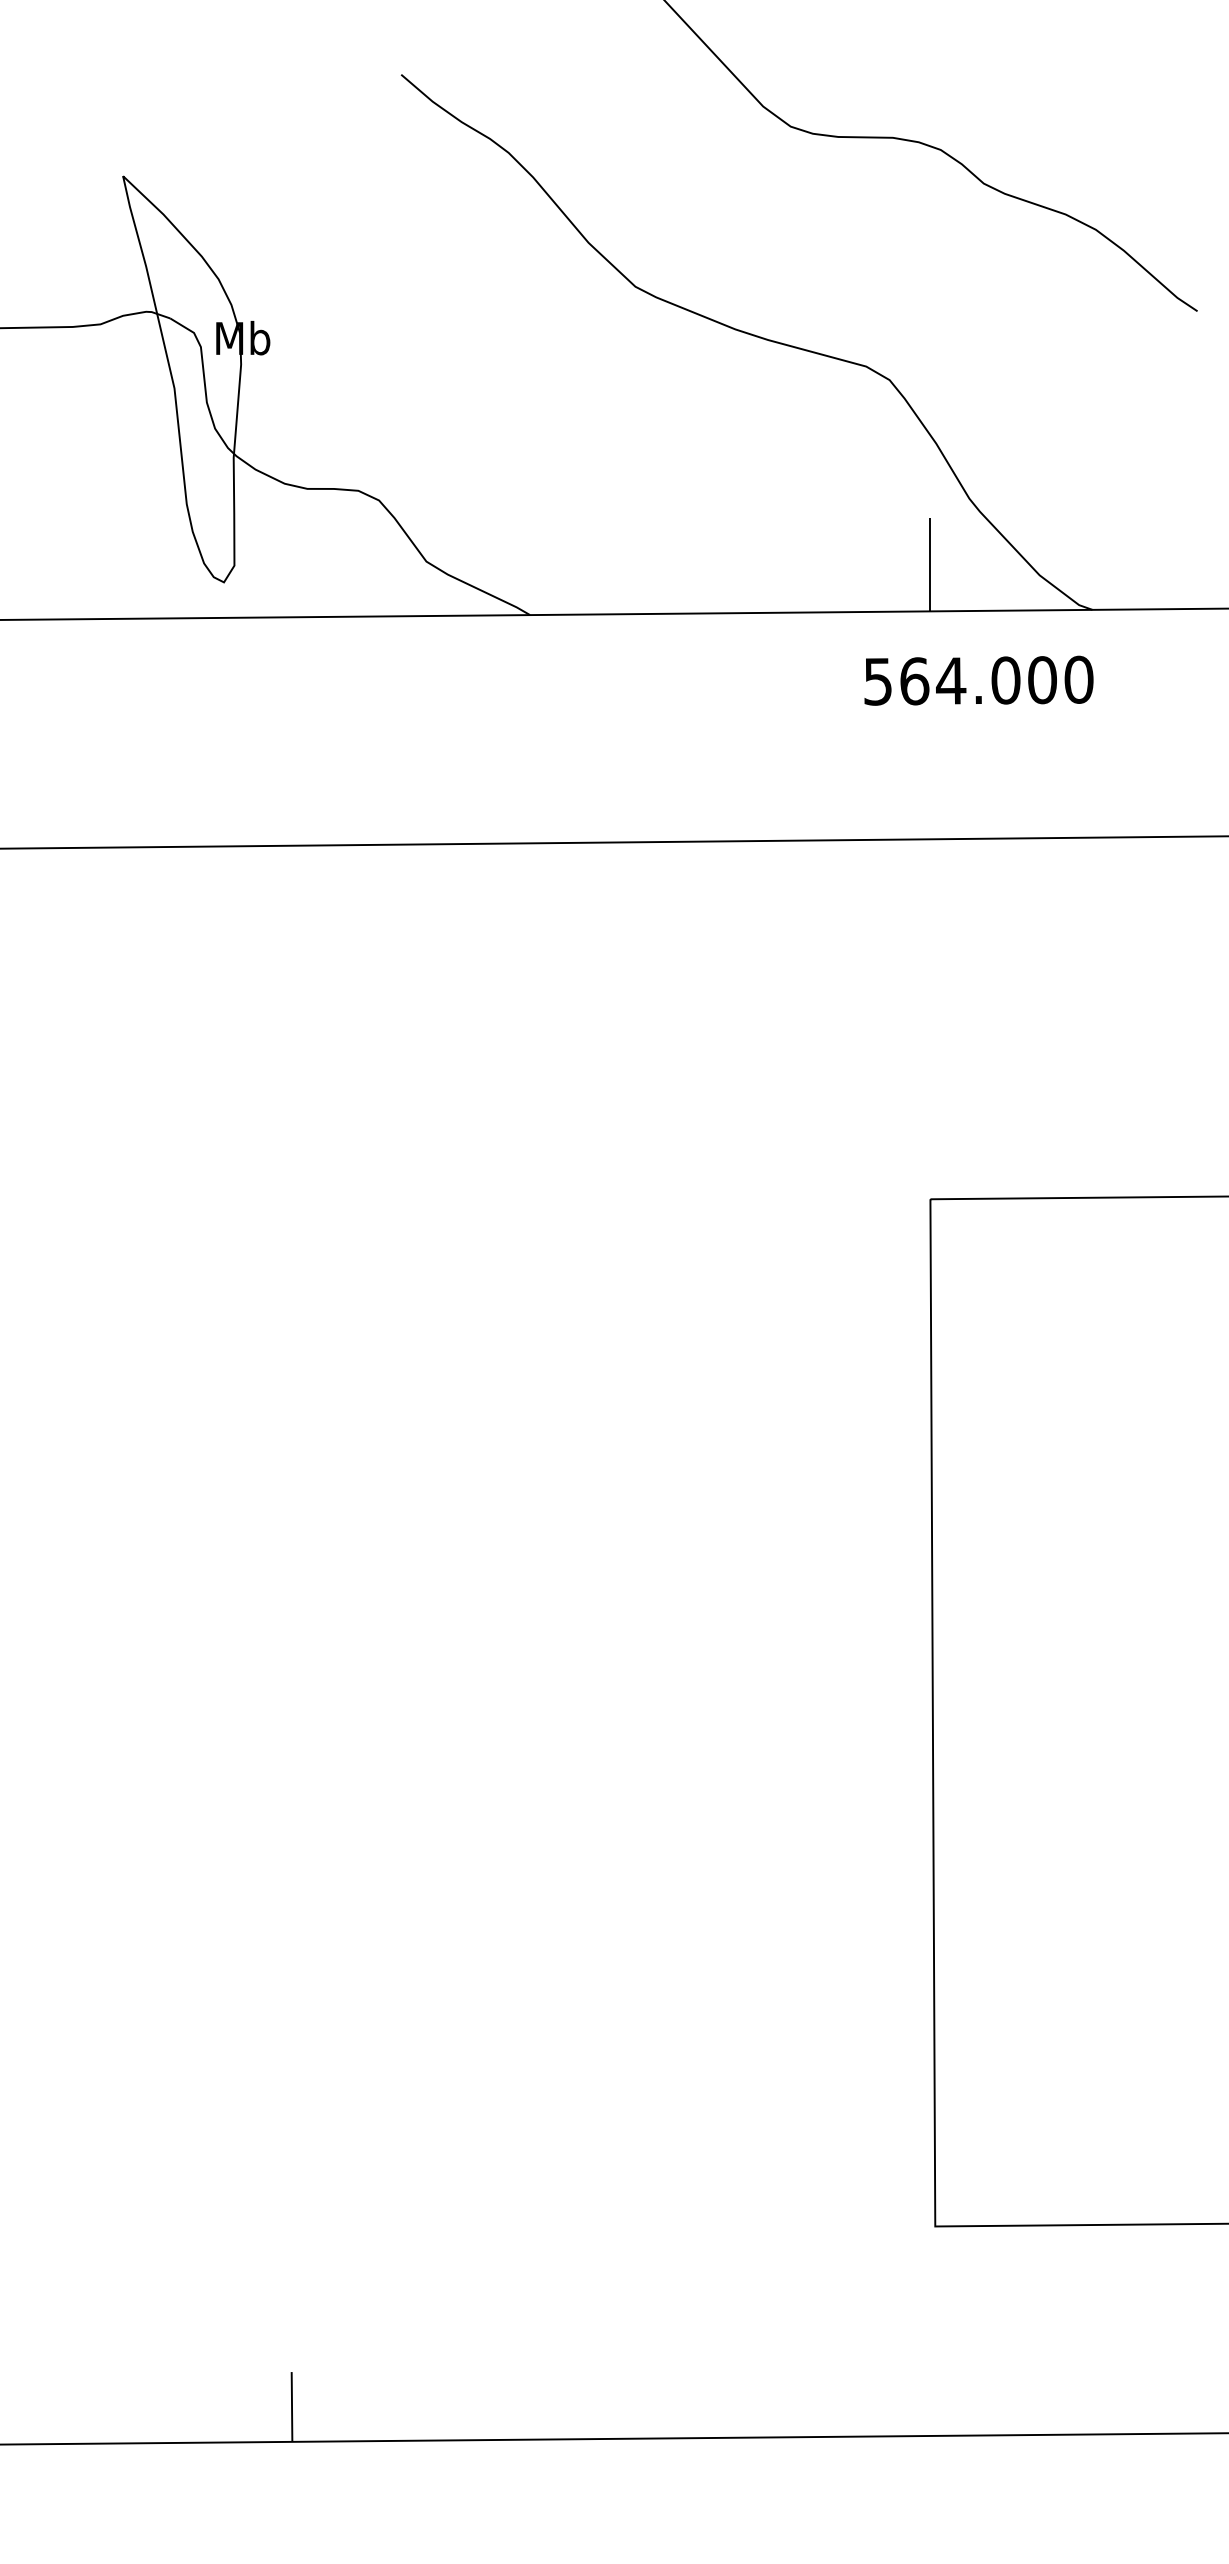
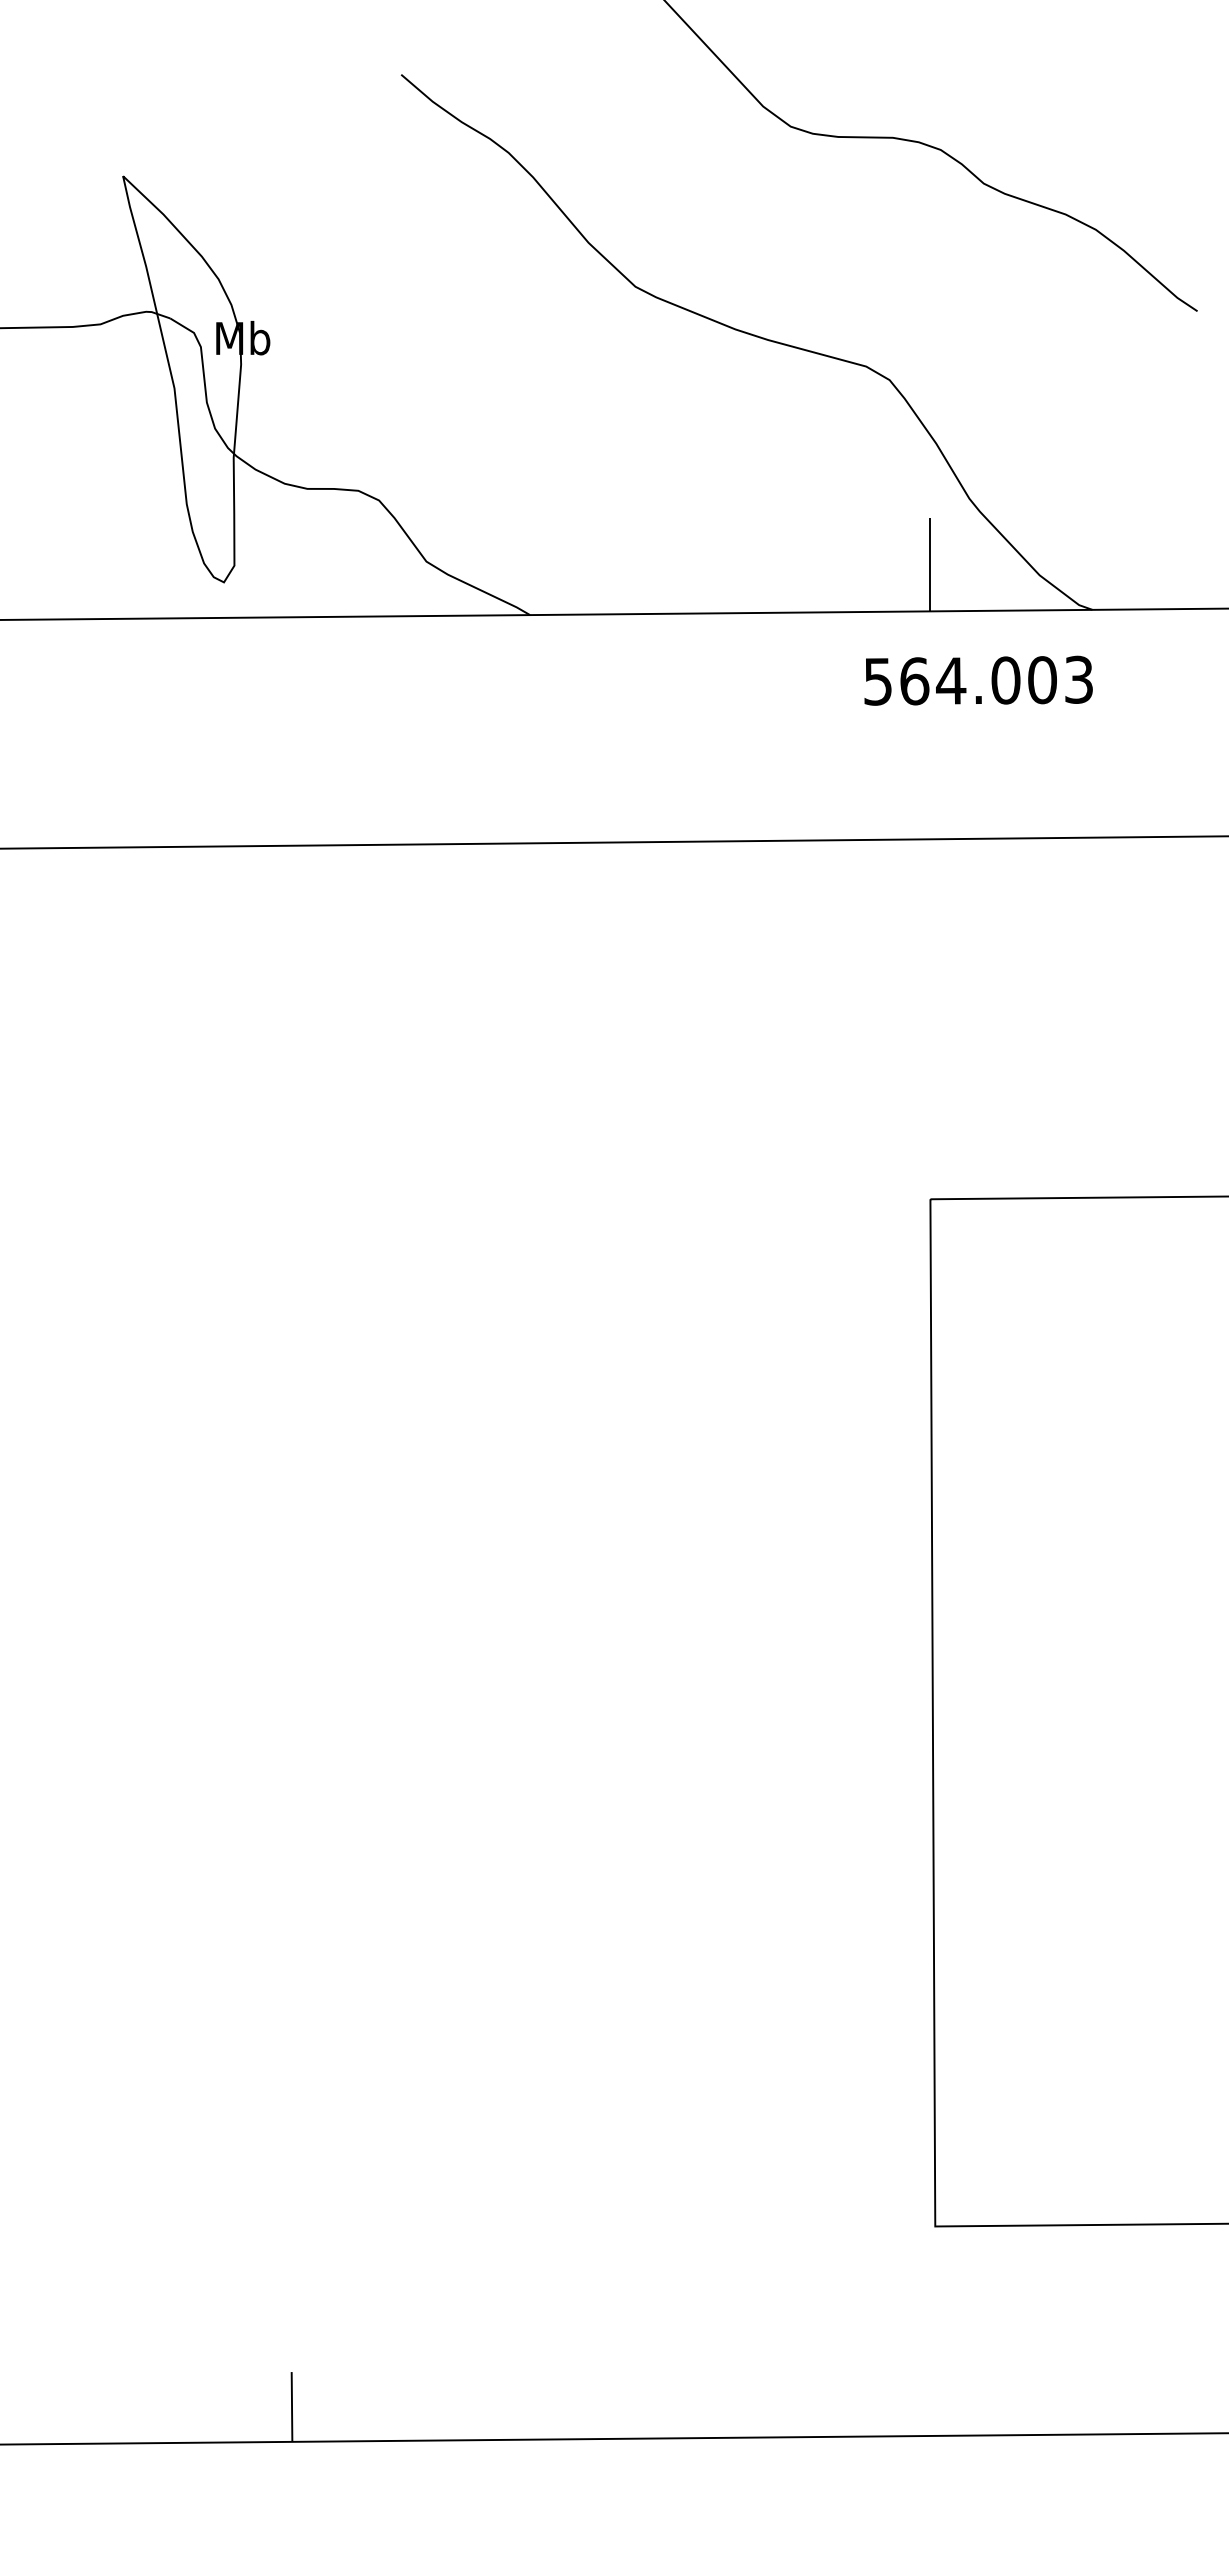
text: 564.000 -> 564.003 (1078, 679)
